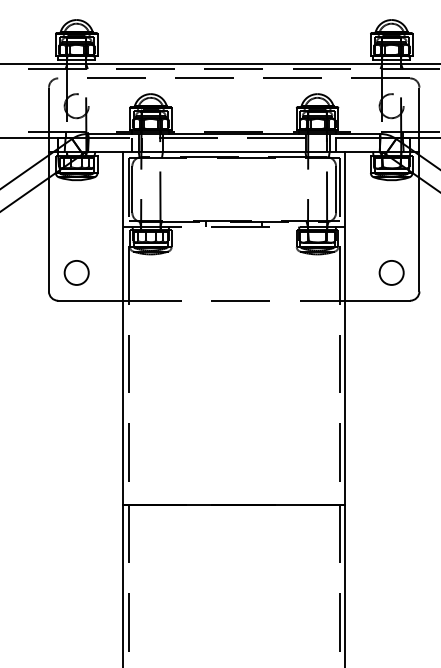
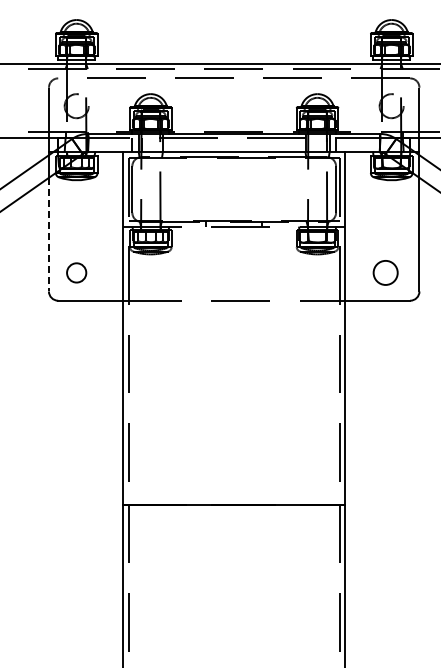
line: solid -> dashed (48, 234)
circle size: 27x26 px -> 22x22 px (76, 272)
circle position: (391, 272) -> (385, 272) (385, 272)
